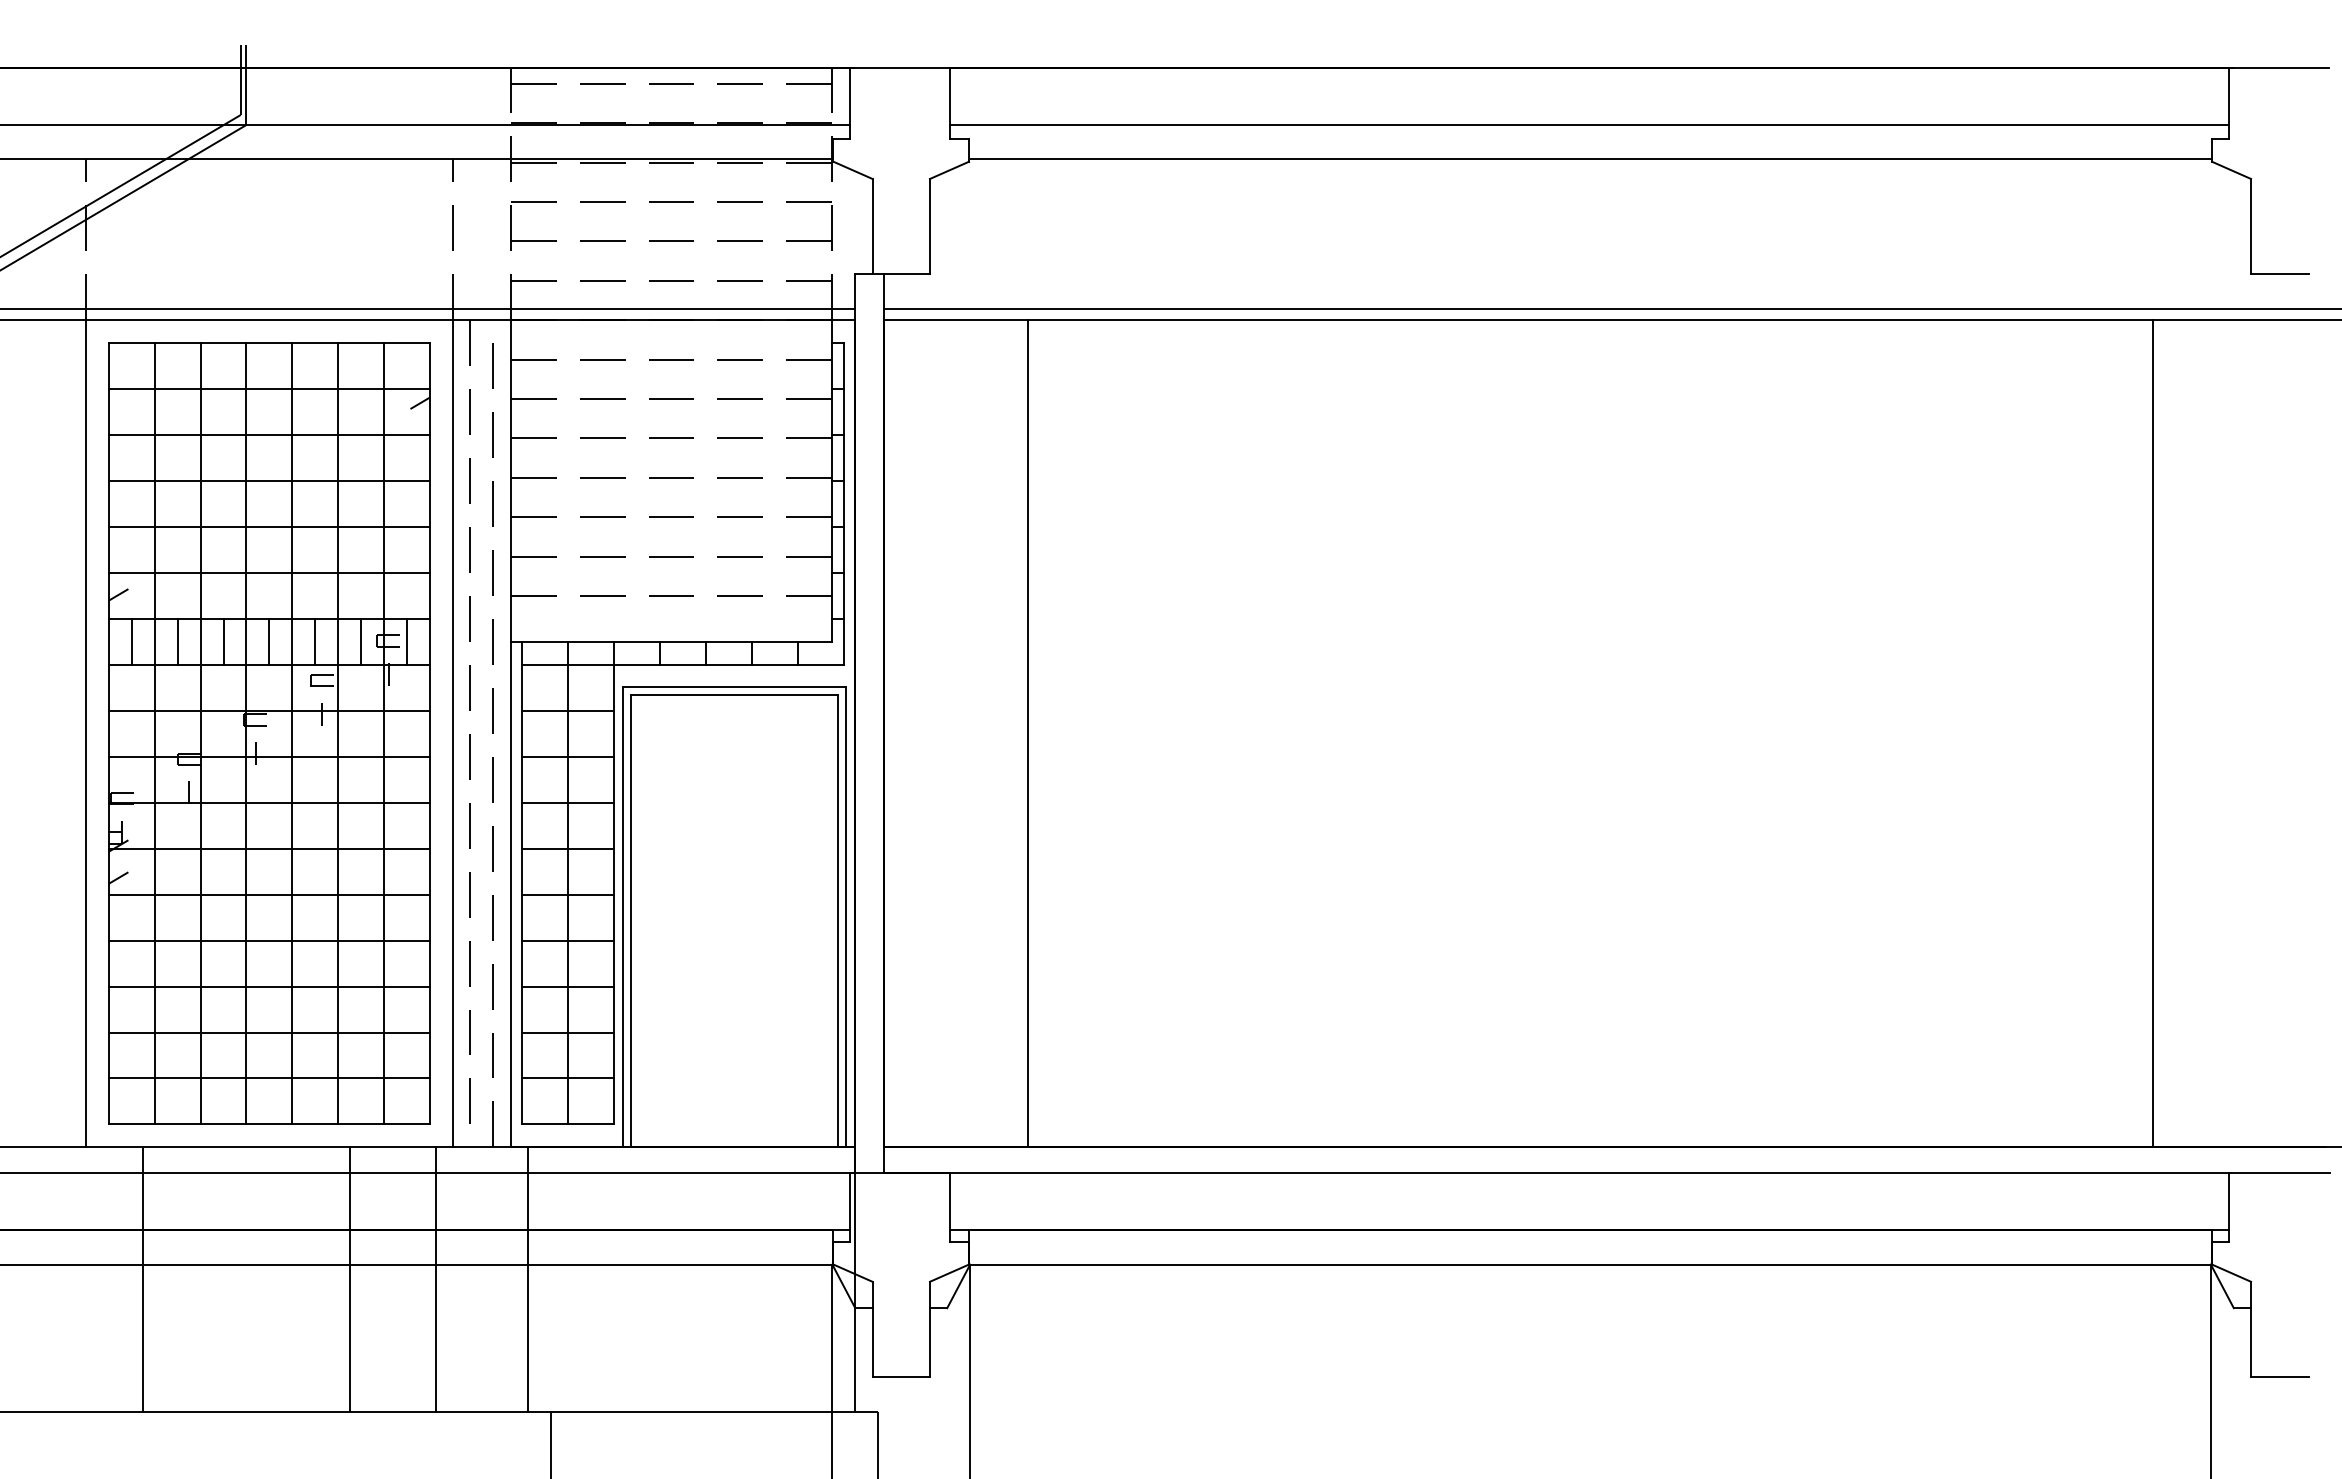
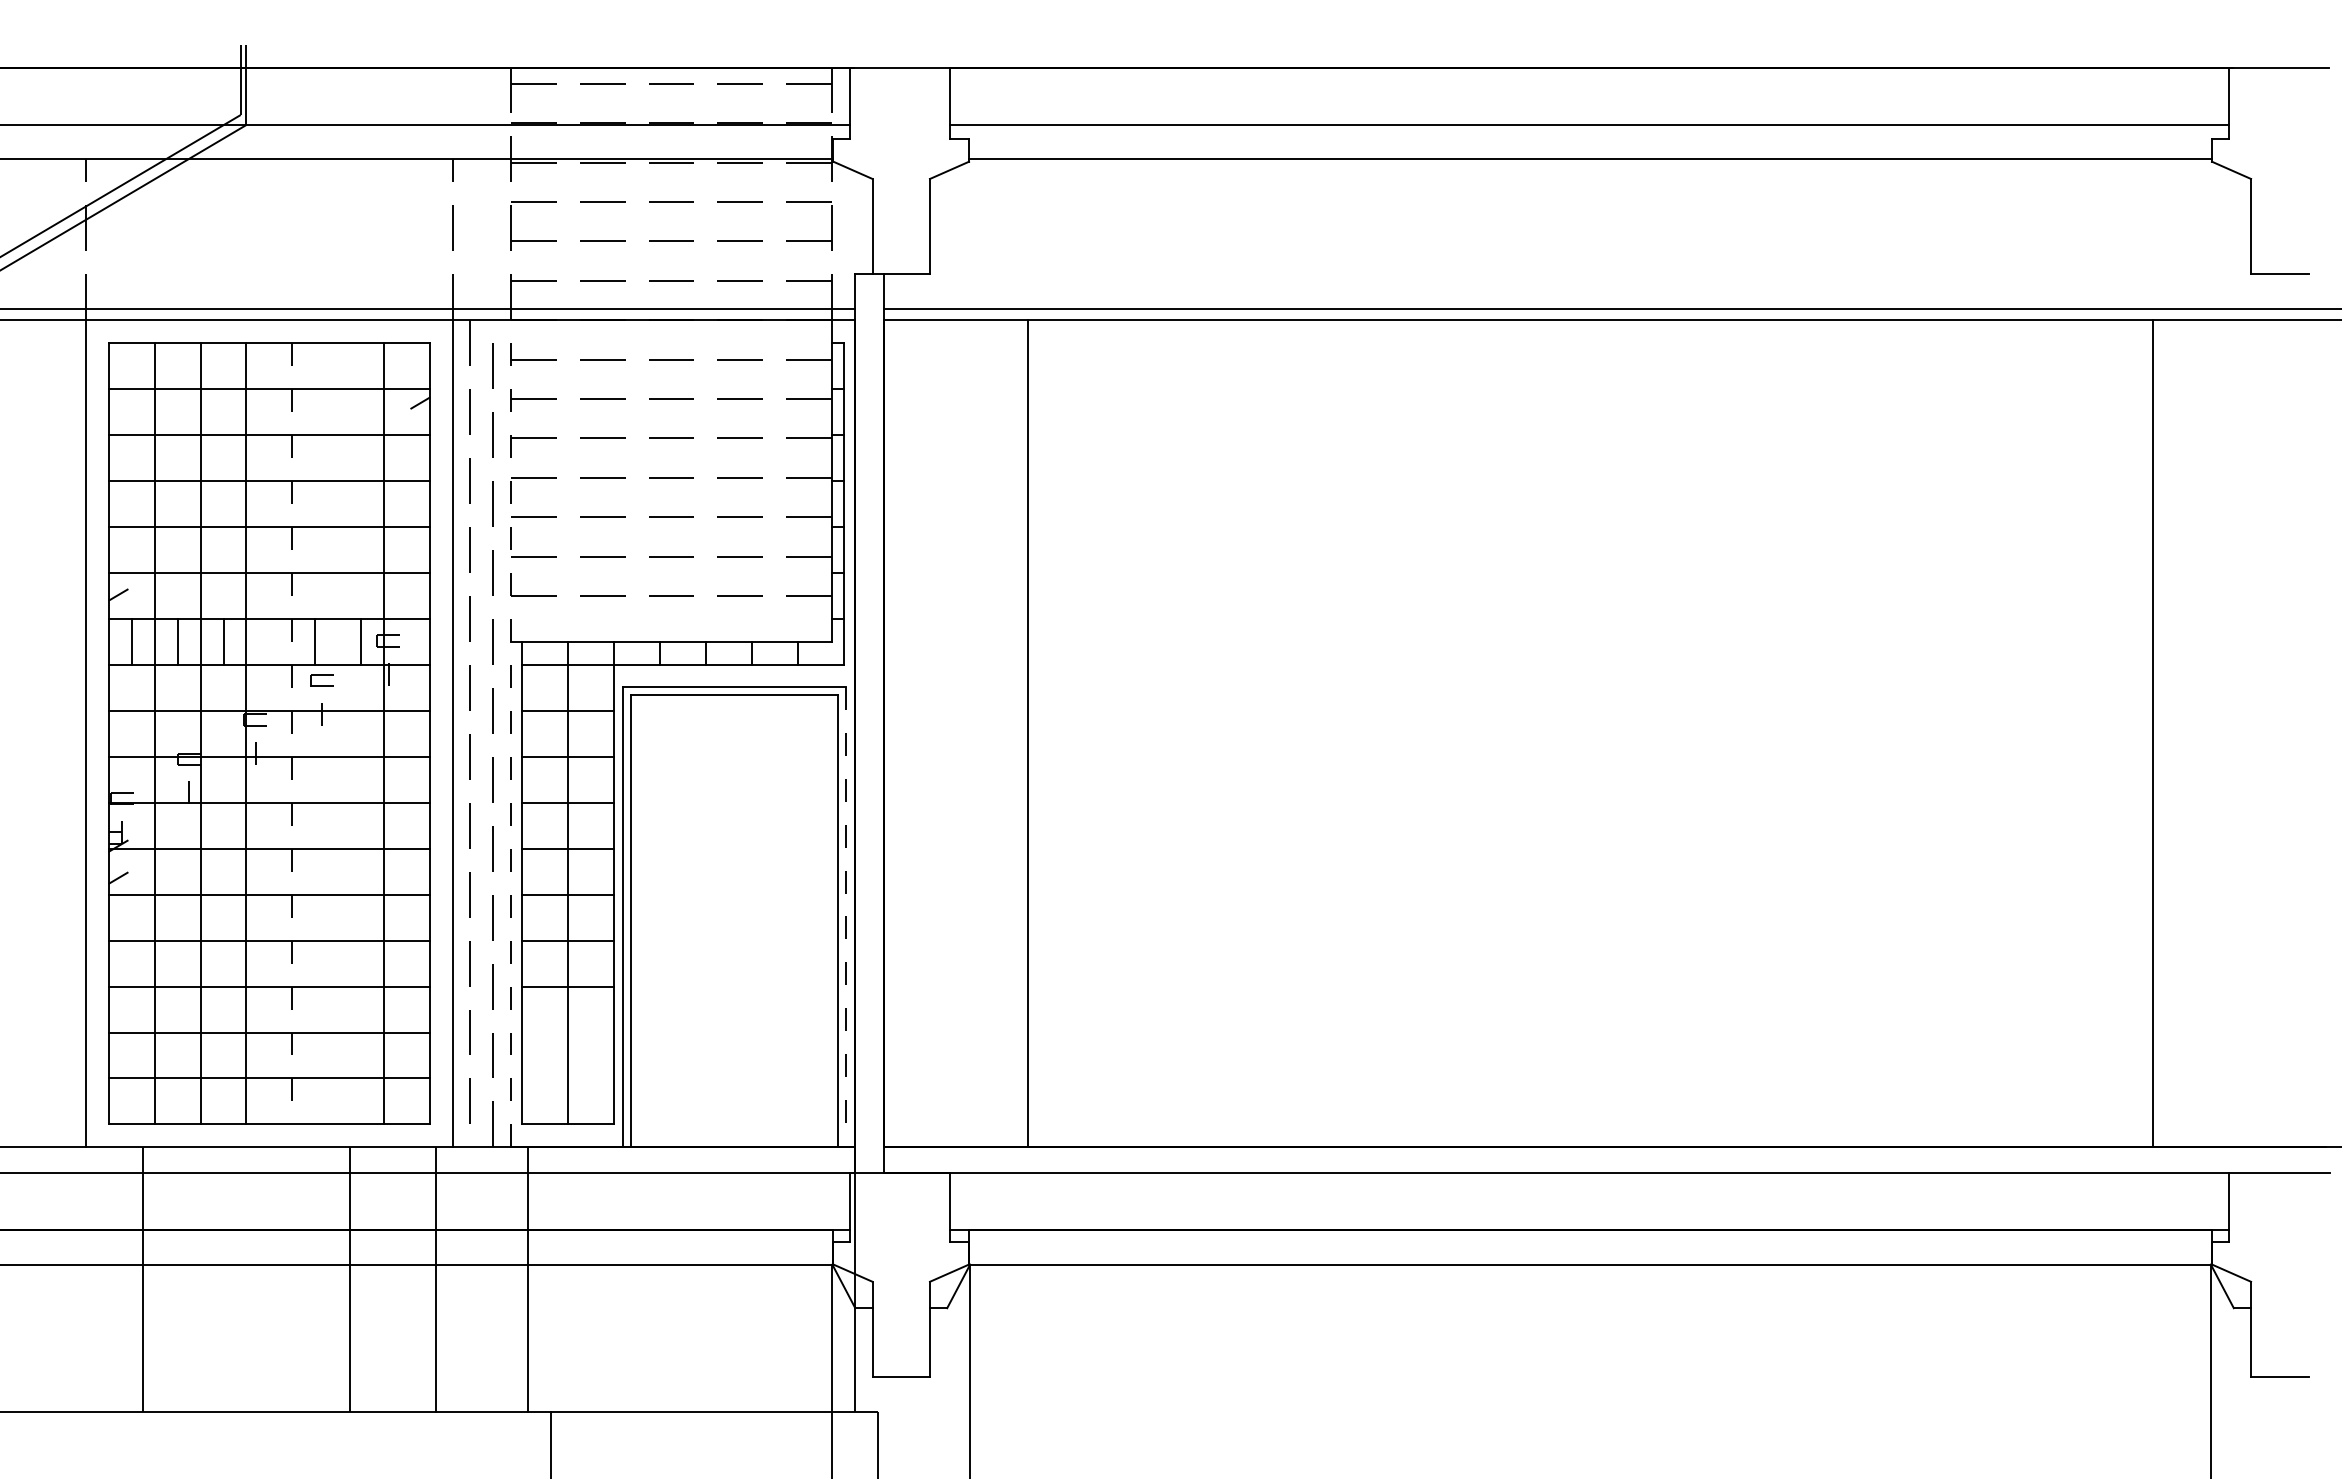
line: present -> none (269, 641)
line: present -> none (407, 641)
line: solid -> dashed (292, 733)
line: present -> none (338, 733)
line: solid -> dashed (510, 733)
line: solid -> dashed (846, 917)
line: present -> none (568, 1032)
line: present -> none (568, 1078)
